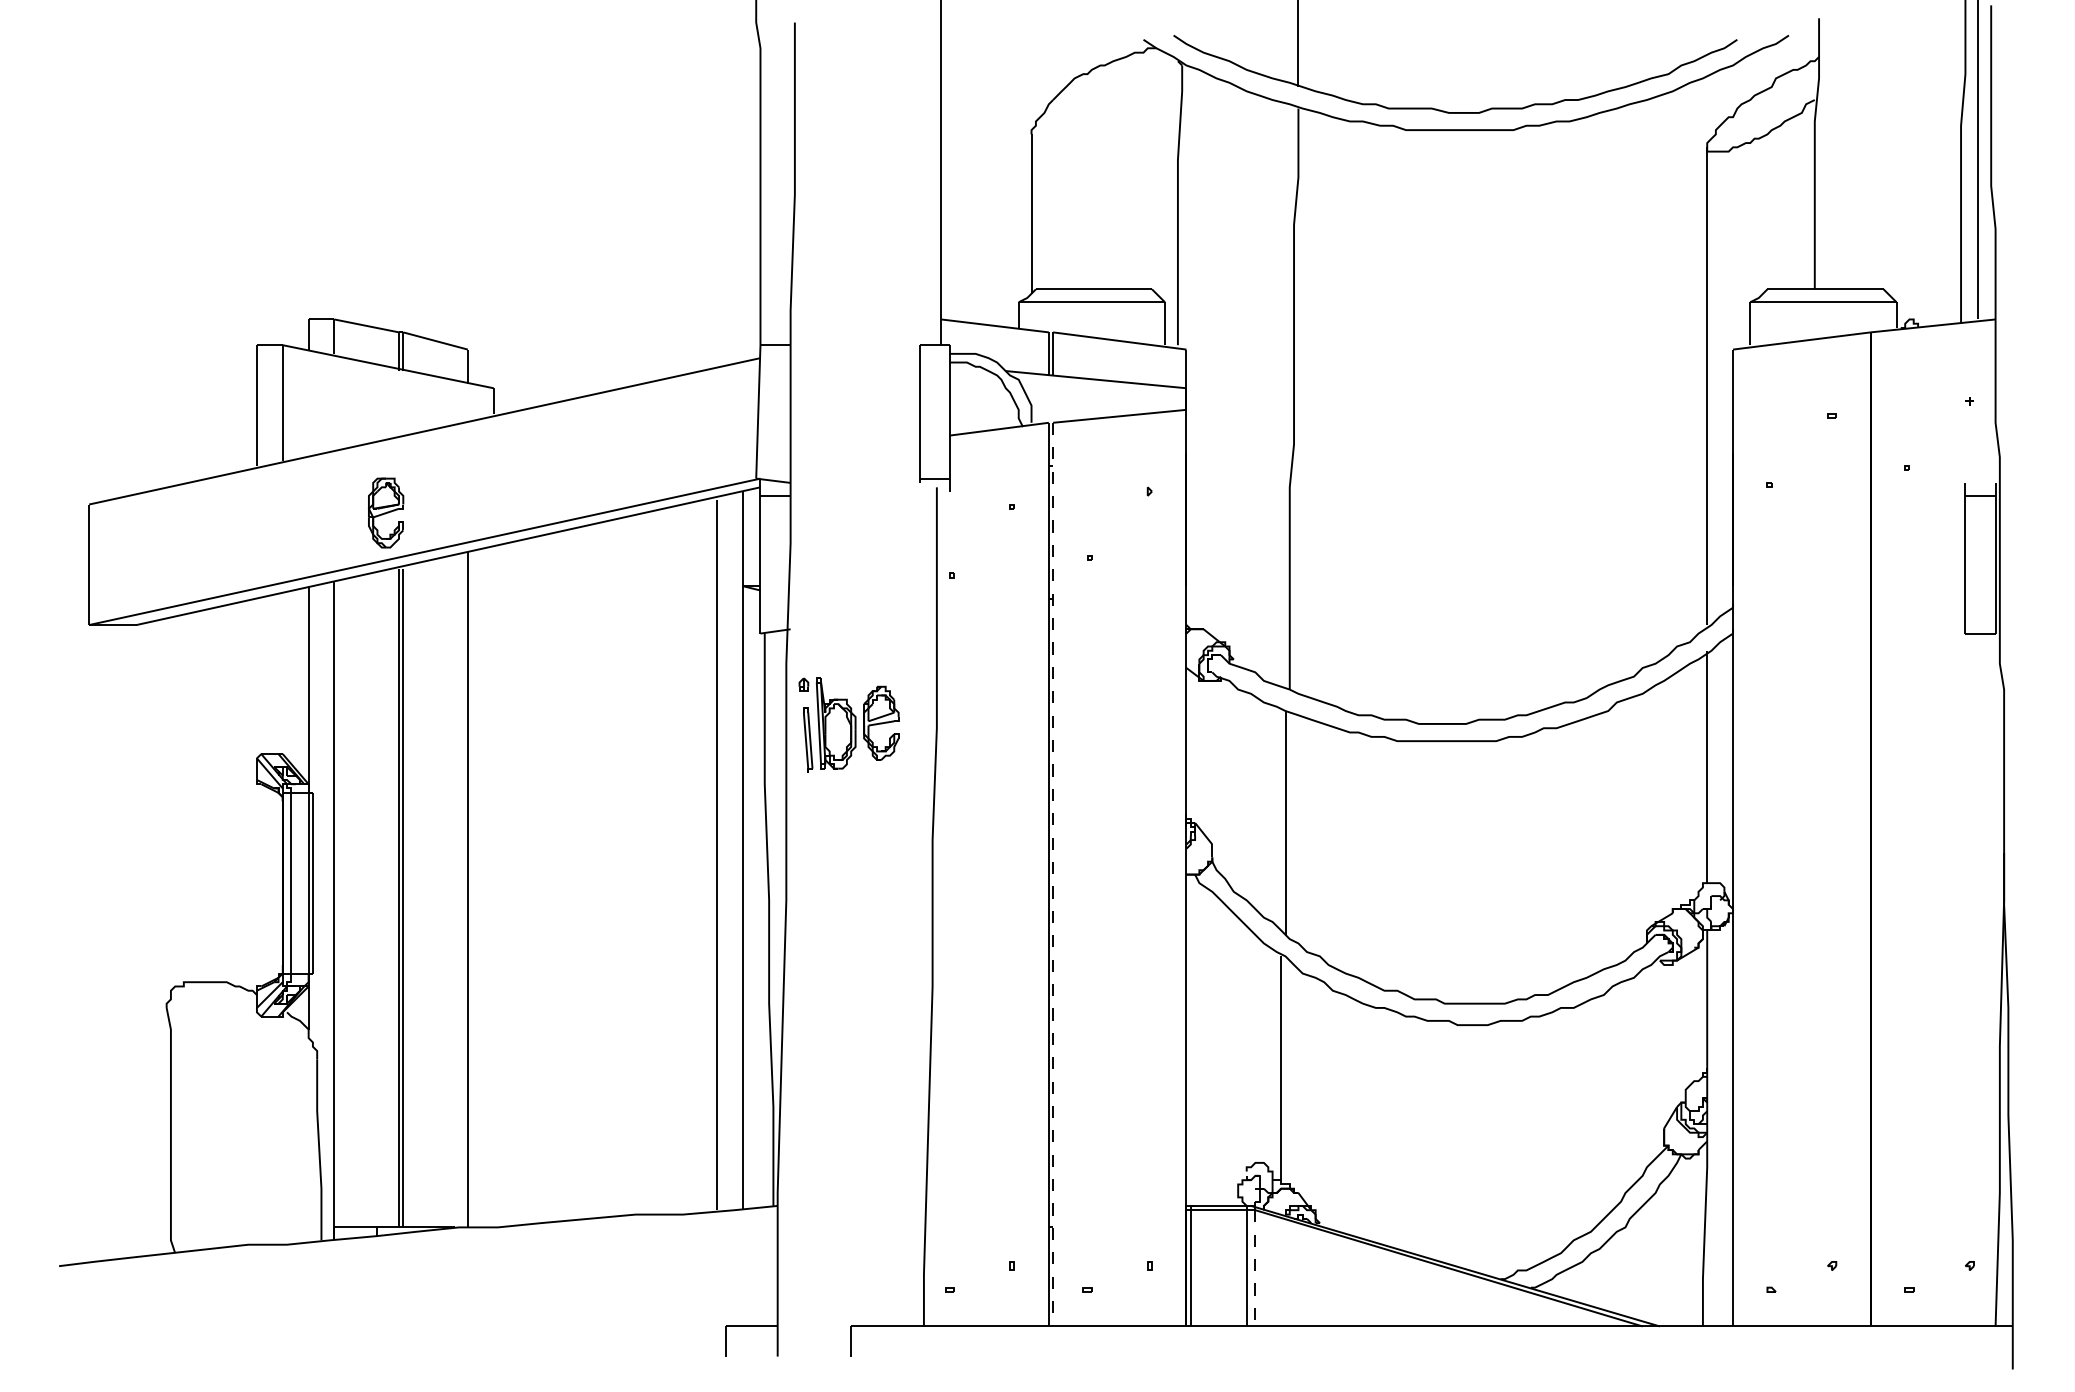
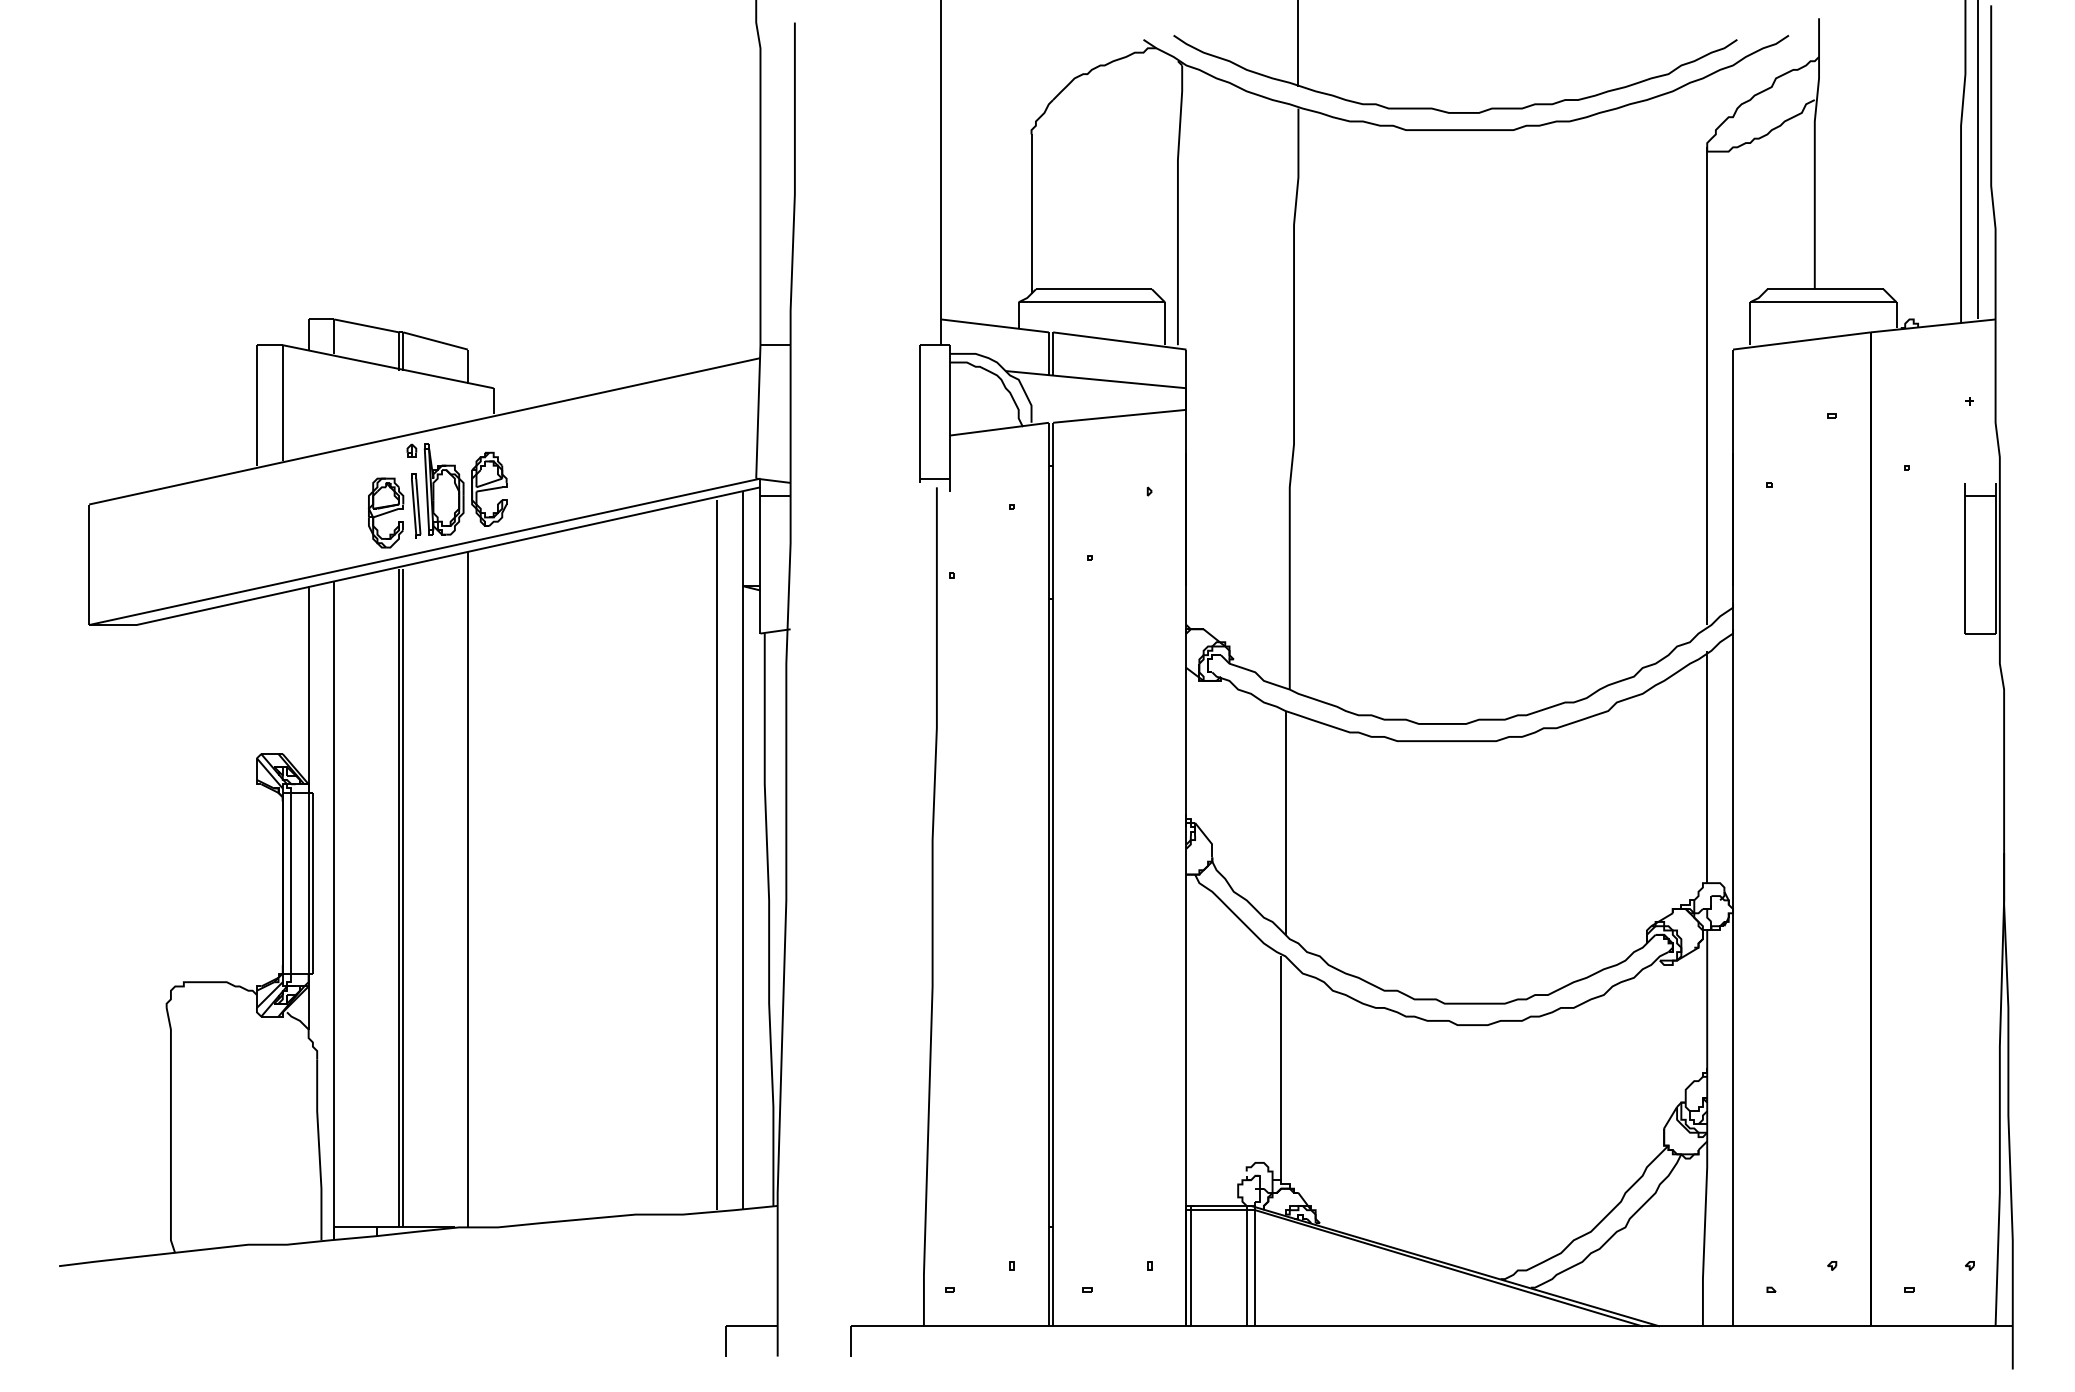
part position: (848, 724) -> (456, 490) (456, 490)
line: dashed -> solid (1053, 874)
line: dashed -> solid (1255, 1268)
